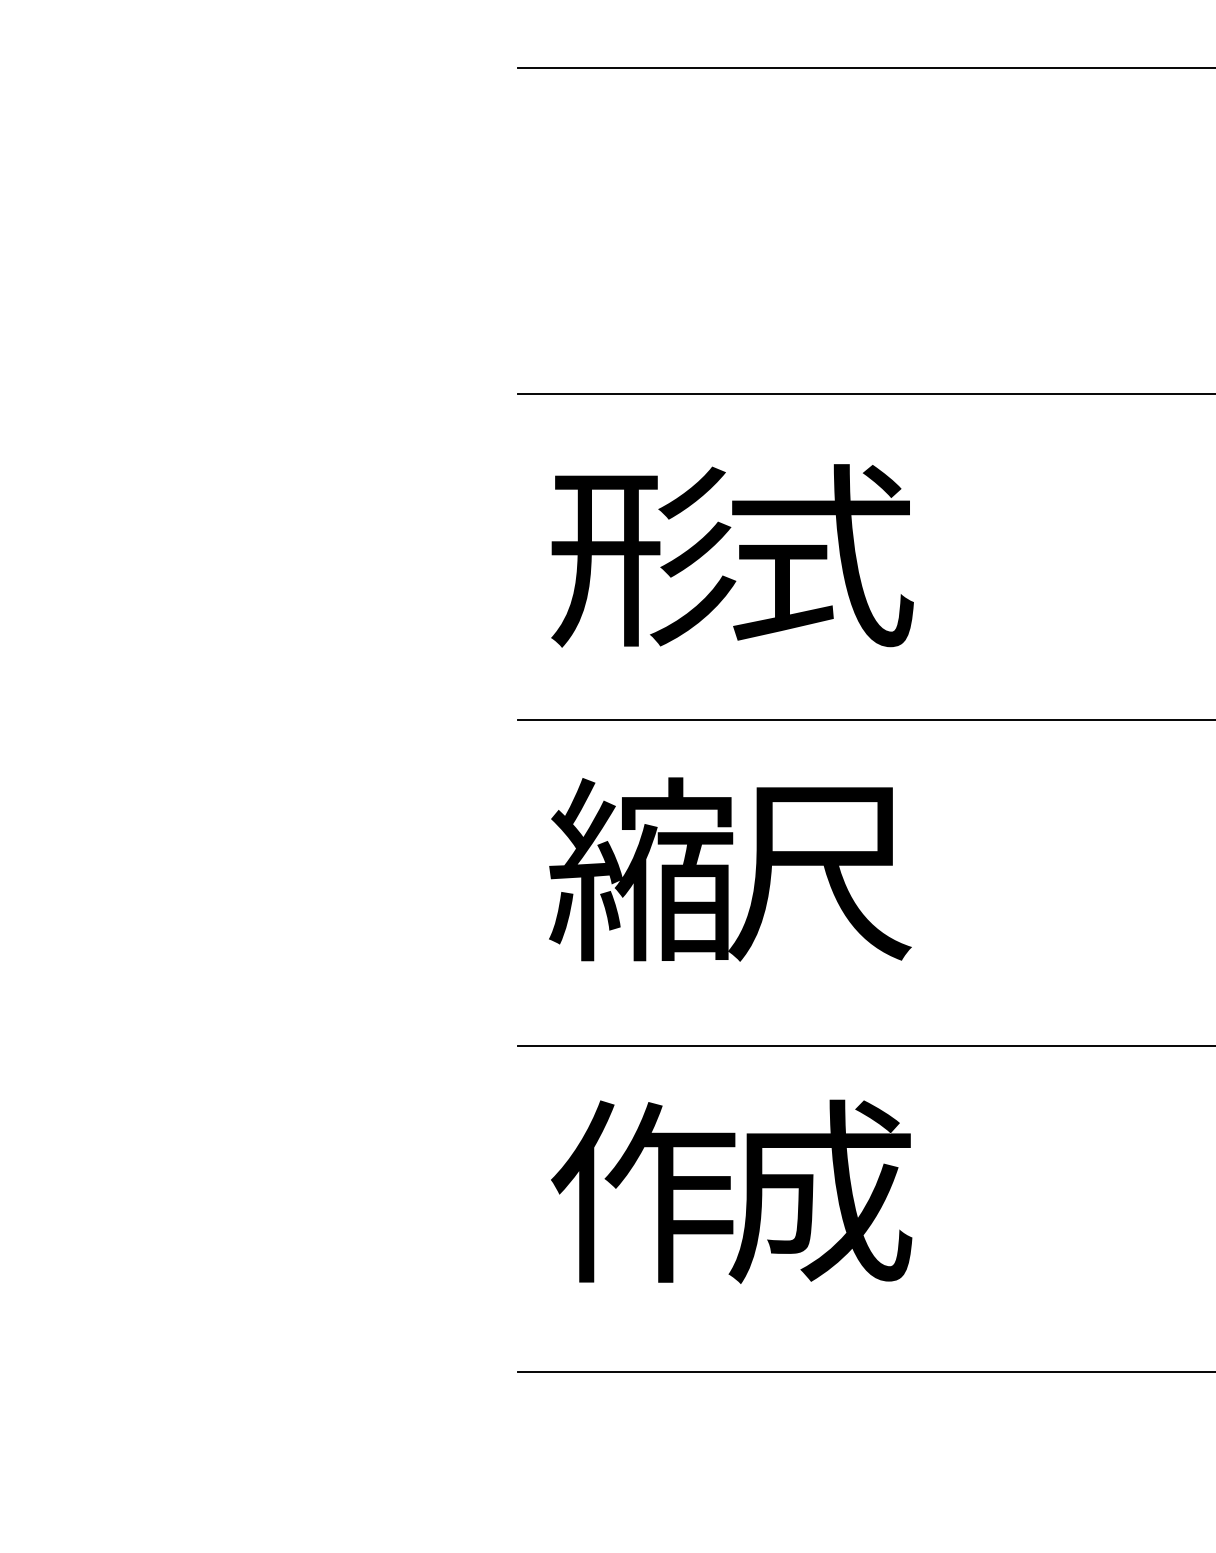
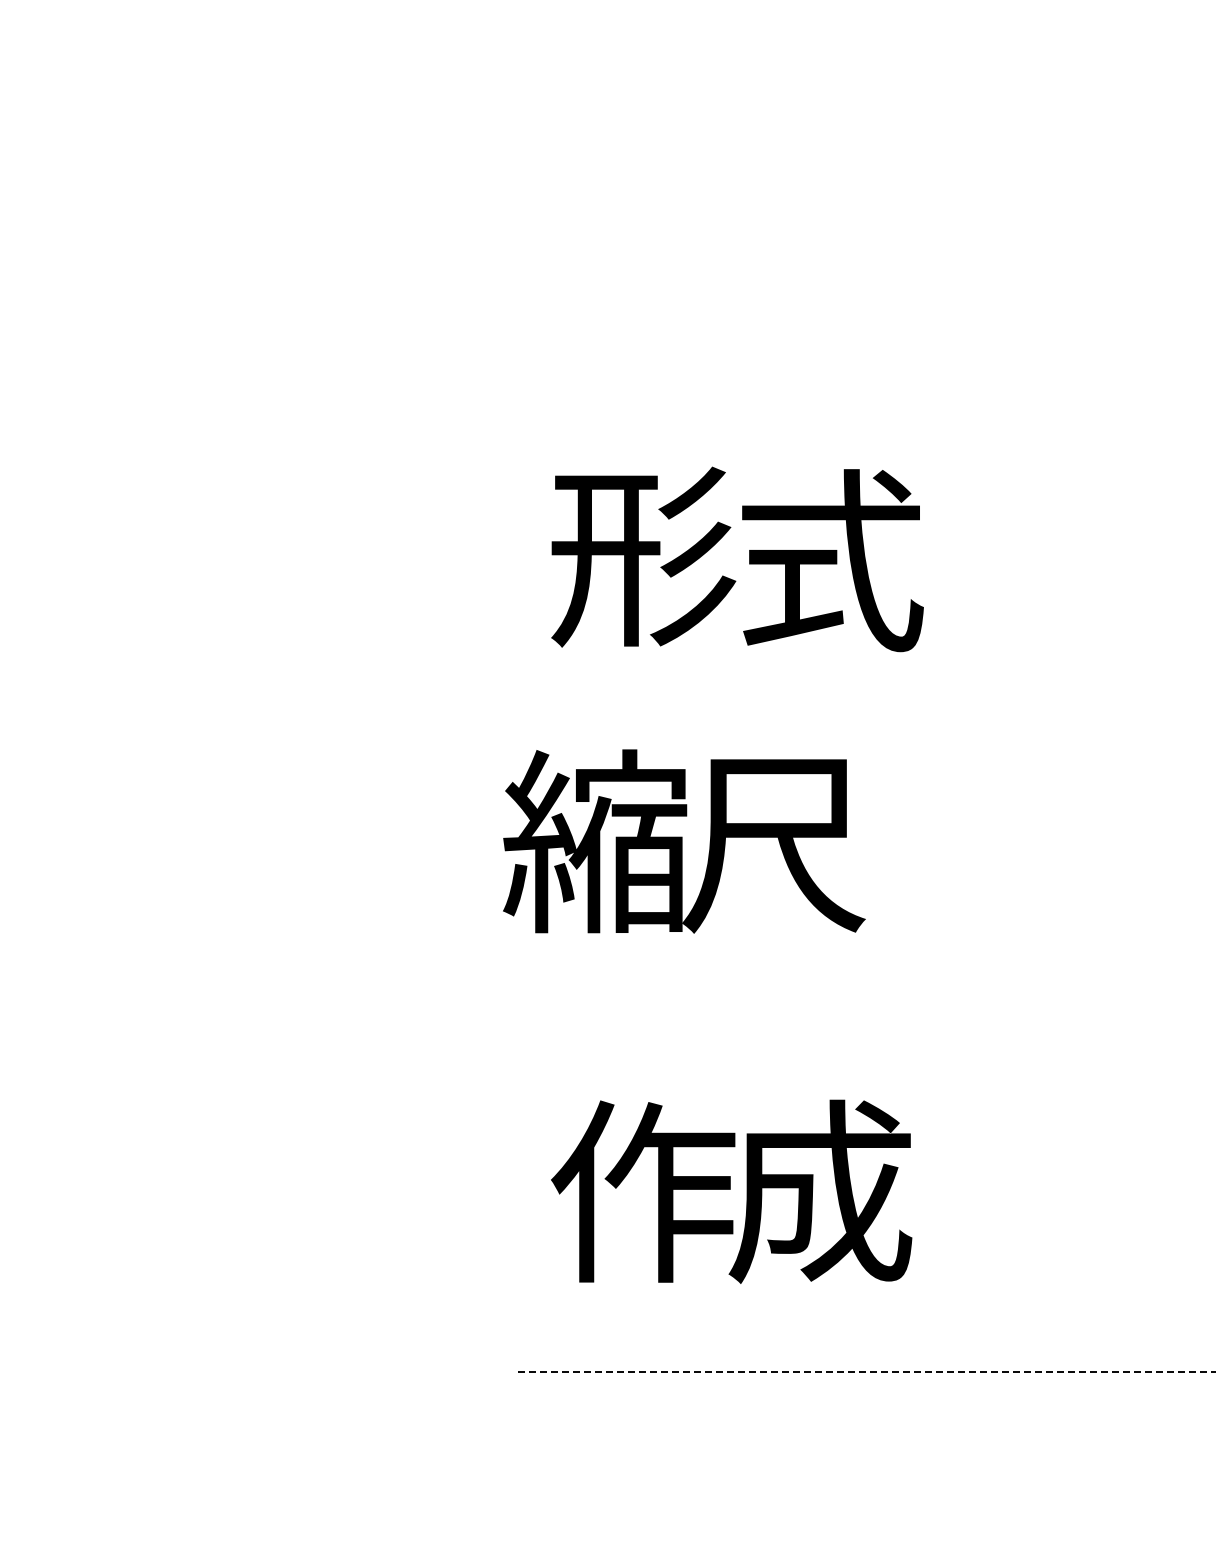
line: present -> none (865, 68)
line: present -> none (865, 393)
text position: (822, 555) -> (832, 560) (832, 560)
line: present -> none (865, 719)
text position: (730, 869) -> (684, 841) (684, 841)
line: present -> none (865, 1045)
line: solid -> dashed (867, 1371)
